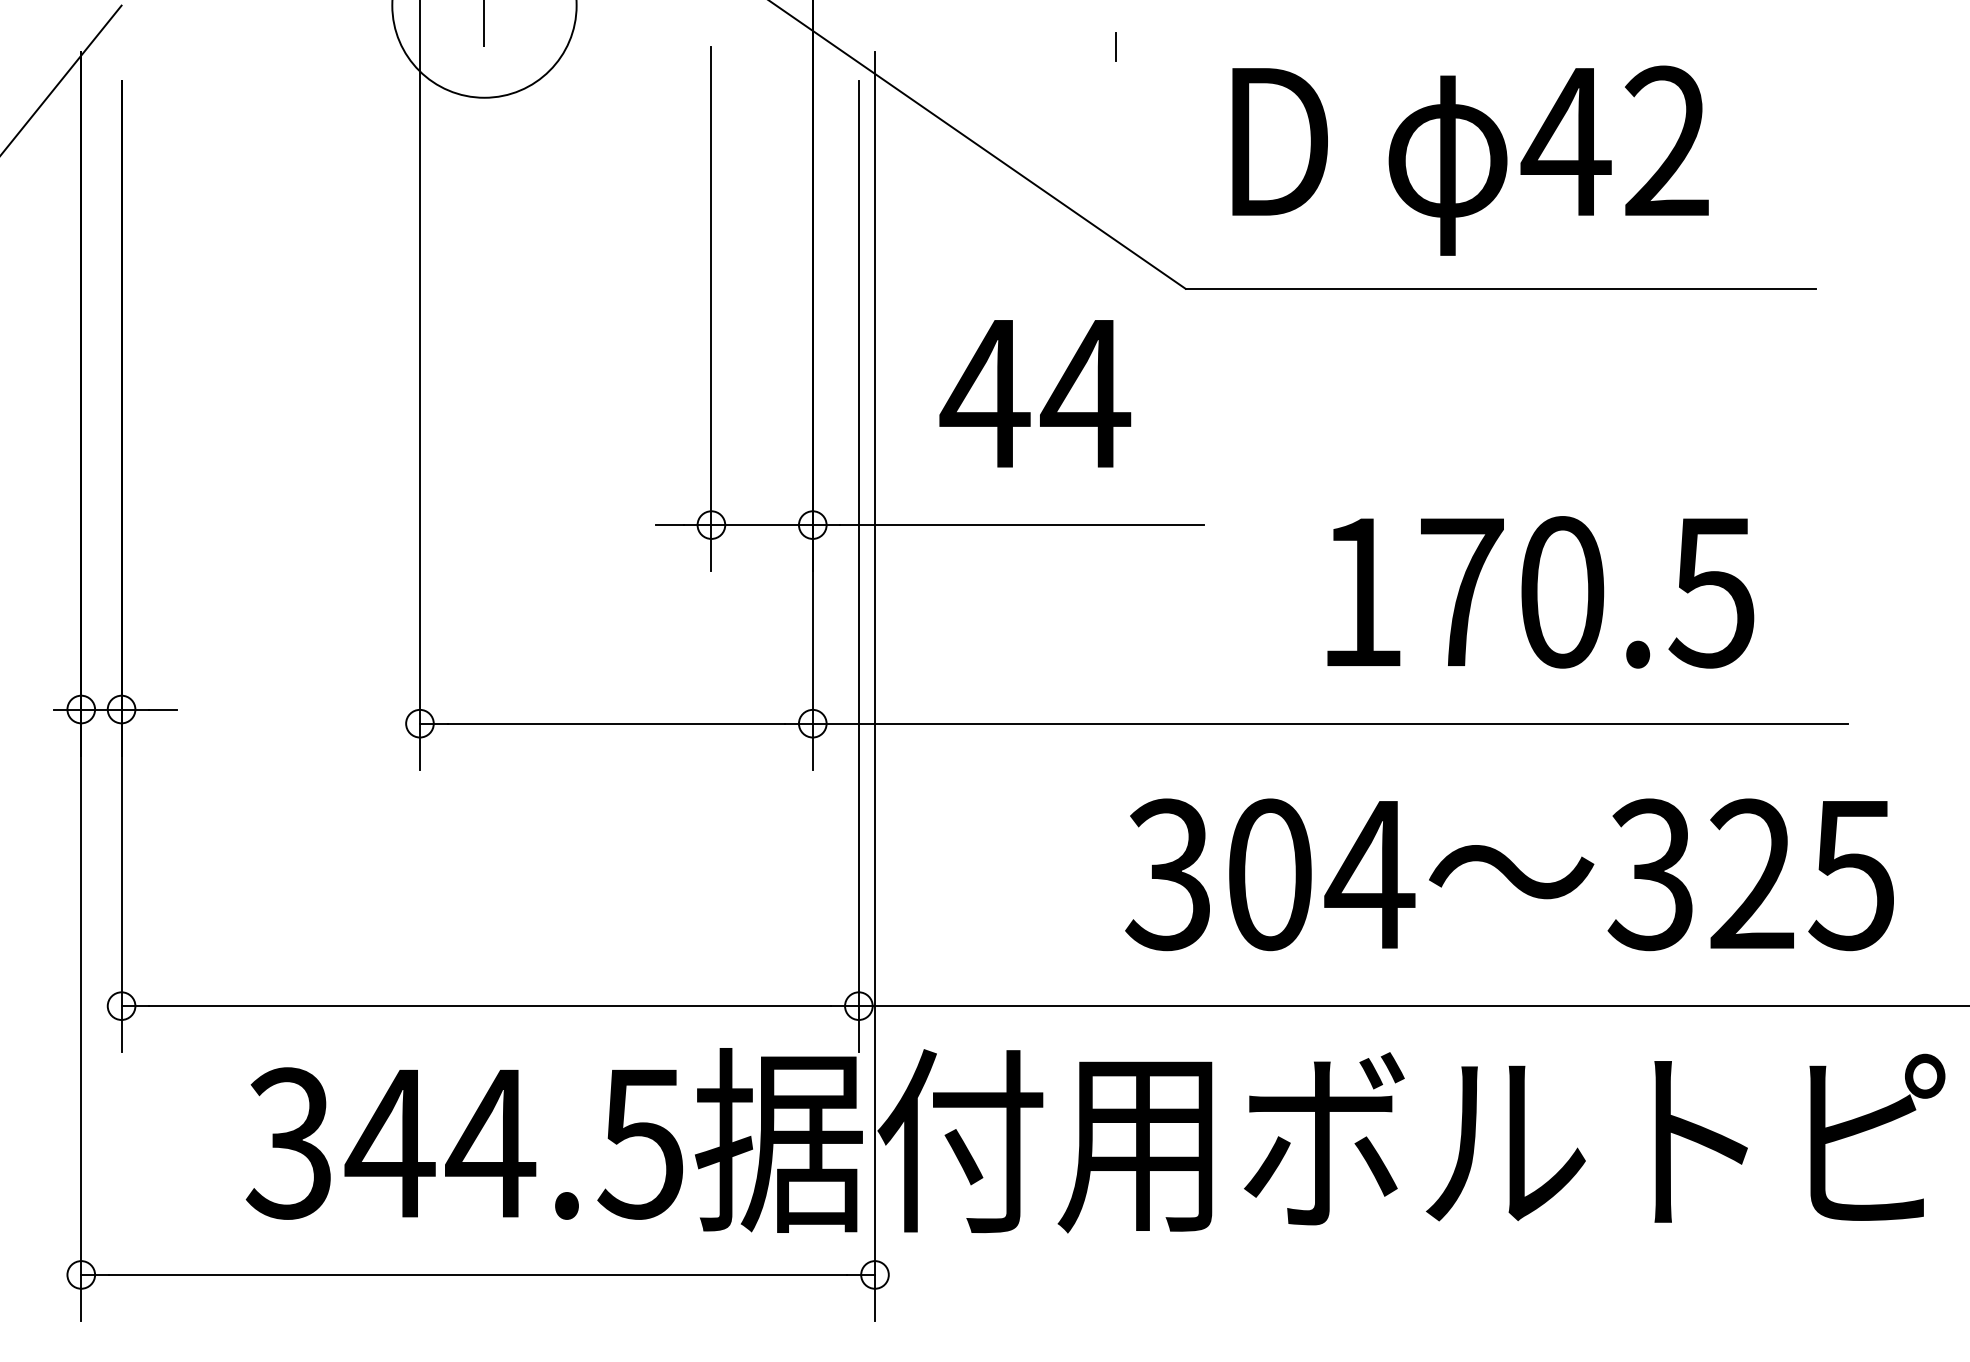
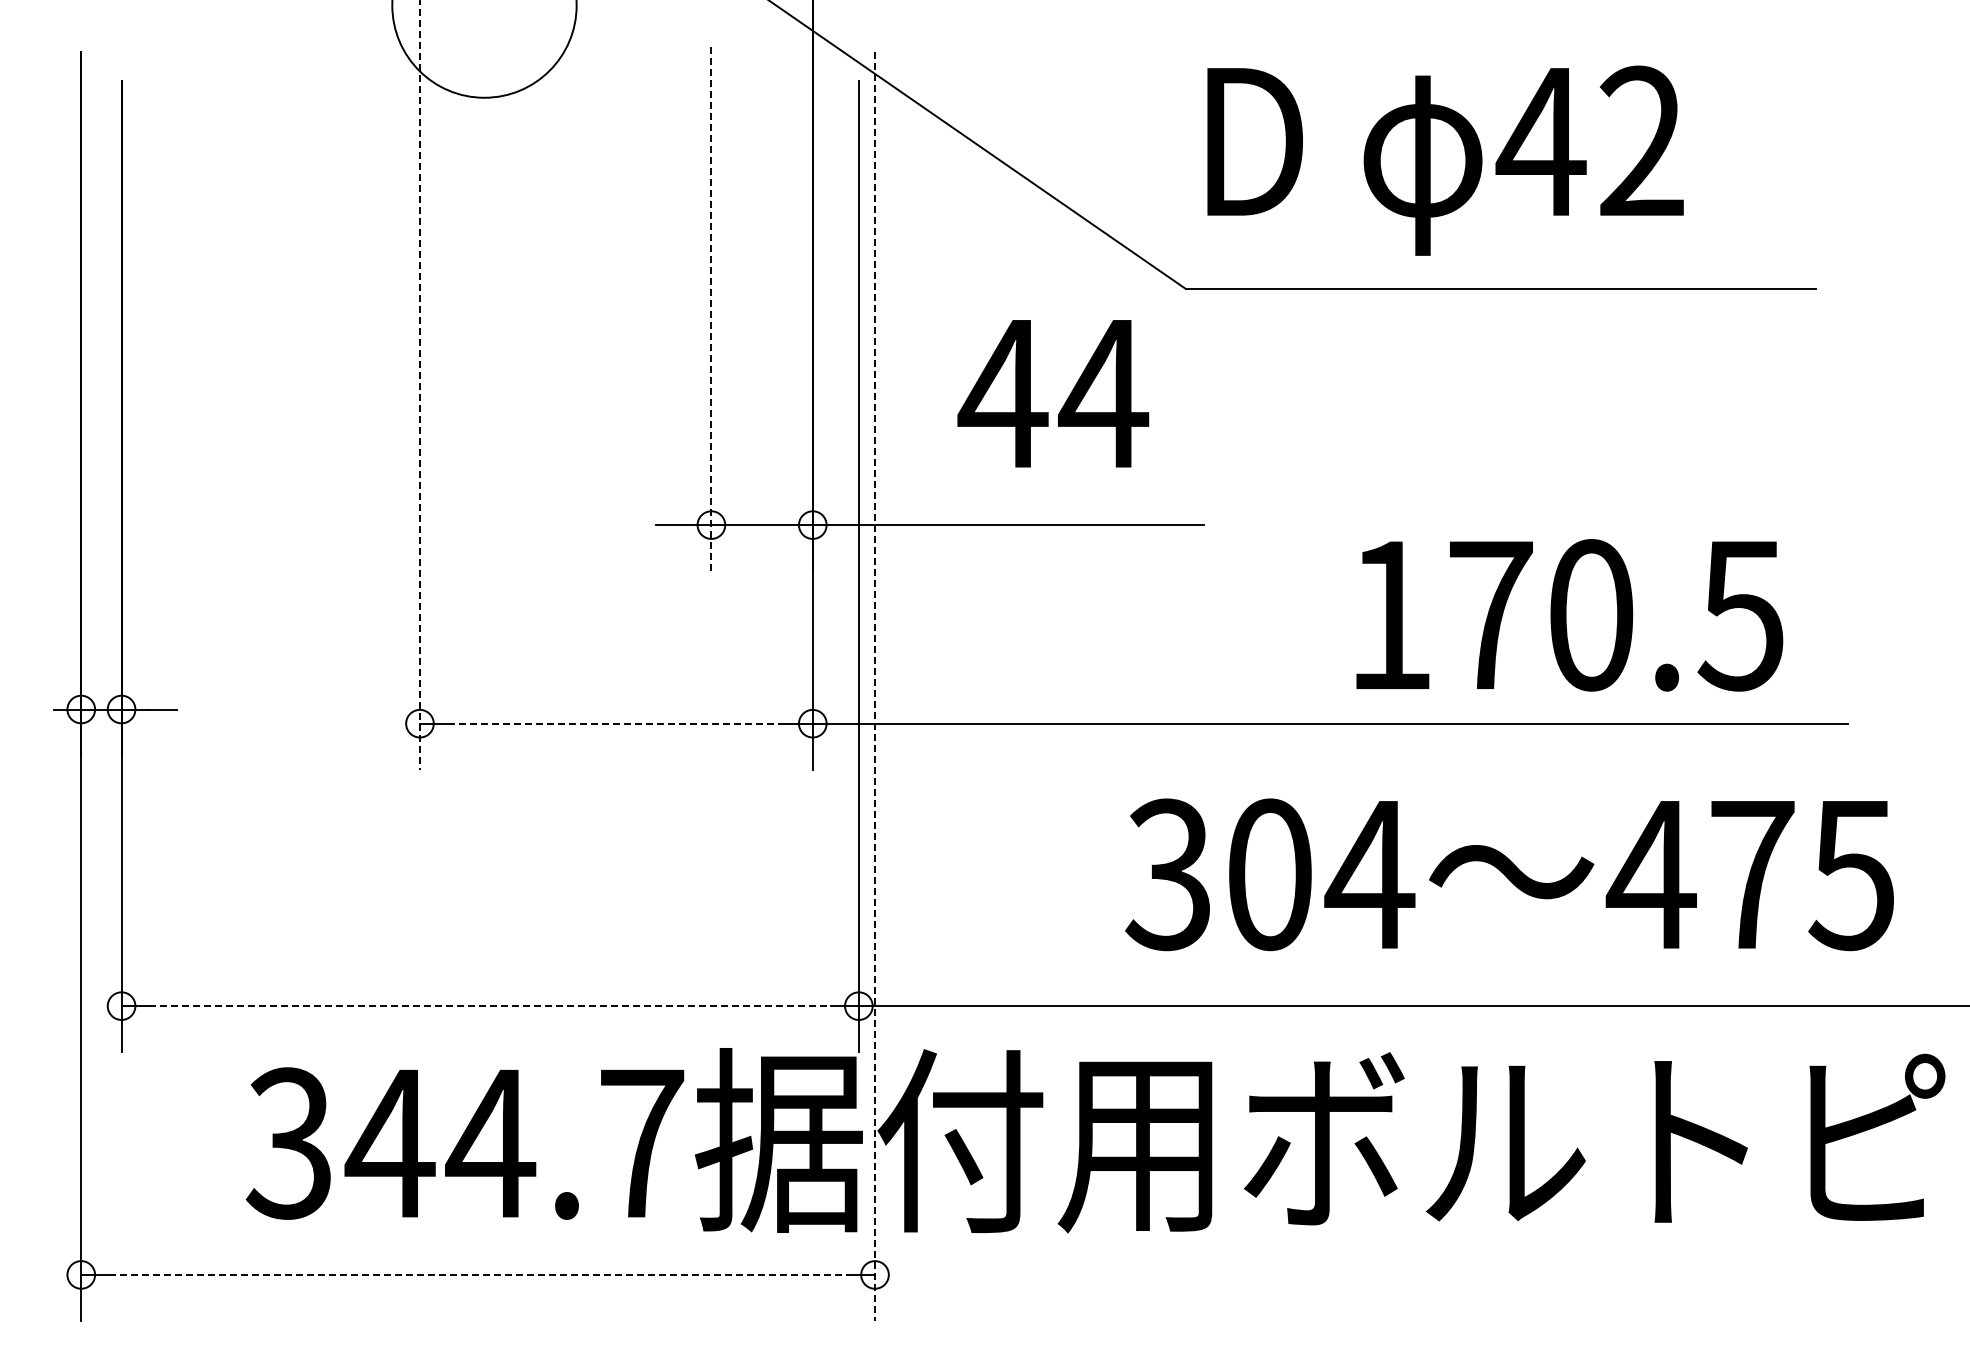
line: present -> none (484, 24)
line: present -> none (1115, 46)
line: present -> none (61, 79)
text position: (1470, 160) -> (1445, 160) (1445, 160)
line: solid -> dashed (711, 309)
line: solid -> dashed (419, 385)
text position: (1035, 393) -> (1053, 393) (1053, 393)
text position: (1540, 592) -> (1569, 615) (1569, 615)
line: solid -> dashed (875, 686)
line: solid -> dashed (616, 723)
text: 325 -> 475 (1699, 874)
line: solid -> dashed (490, 1006)
text: 344.5 -> 344.7 (640, 1144)
line: solid -> dashed (478, 1274)
